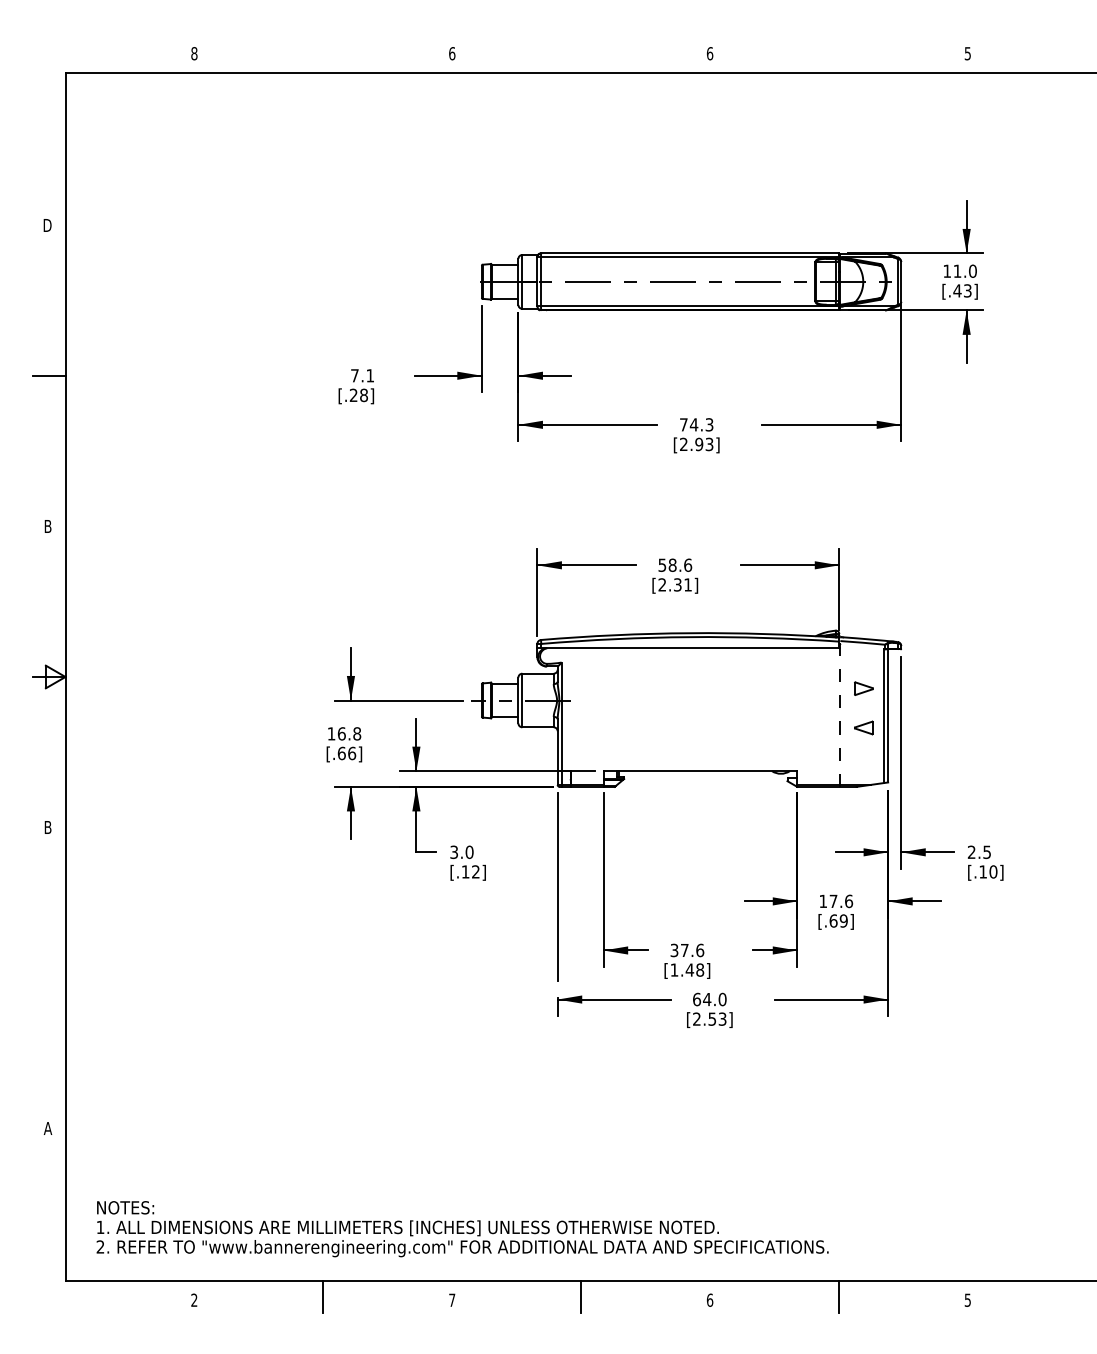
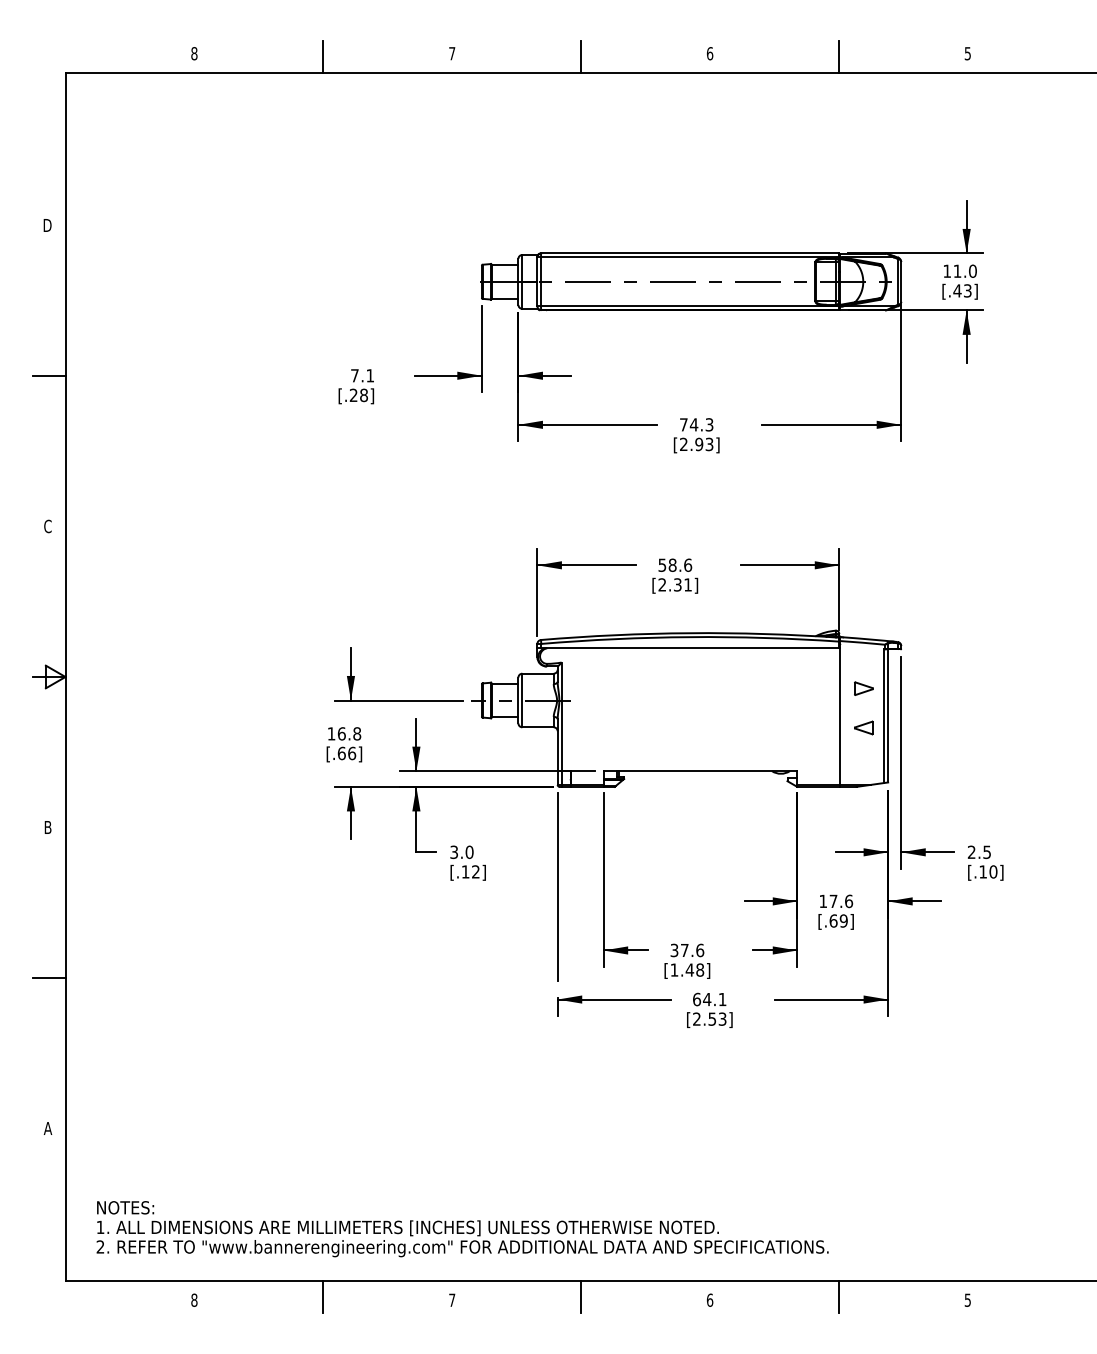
text: 6 -> 7 (452, 53)
line: none -> present (323, 56)
line: none -> present (581, 56)
line: none -> present (838, 56)
text: B -> C (47, 526)
line: dashed -> solid (840, 712)
line: none -> present (48, 978)
text: 64.0 -> 64.1 (722, 999)
text: 2 -> 8 (194, 1299)
